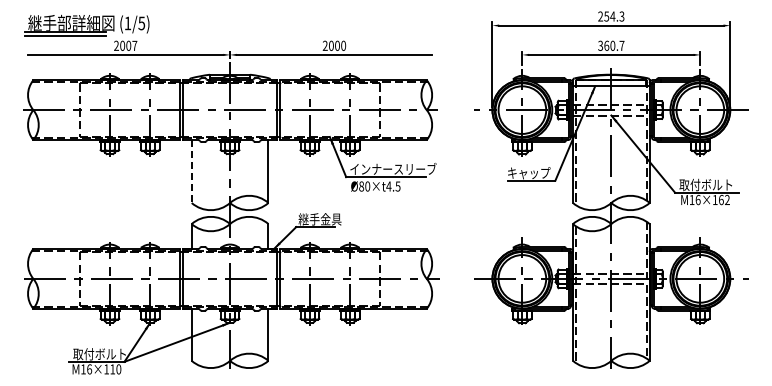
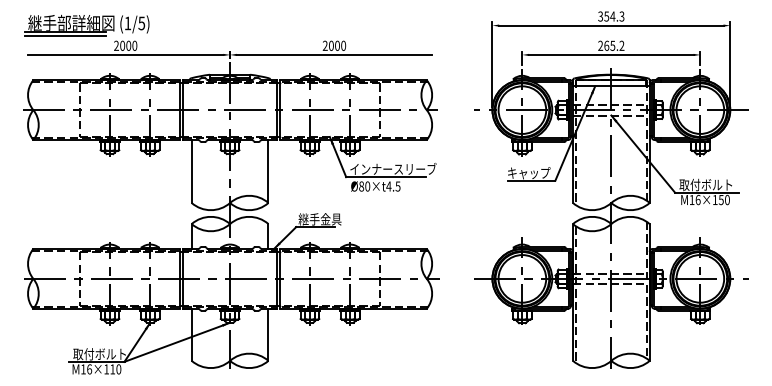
text: 254.3 -> 354.3 (600, 16)
text: 2007 -> 2000 (134, 45)
text: 360.7 -> 265.2 (611, 45)
line: dashed -> solid (191, 172)
text: M16×162 -> M16×150 (723, 199)
